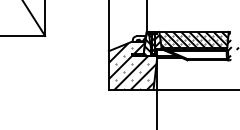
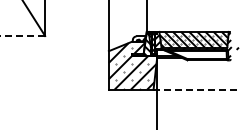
line: solid -> dashed (22, 36)
line: solid -> dashed (196, 89)
